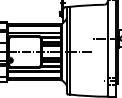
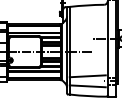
line: none -> present (87, 76)
line: none -> present (87, 86)
